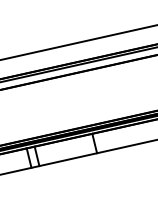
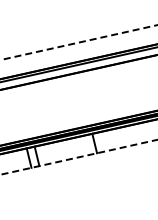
line: solid -> dashed (79, 42)
line: solid -> dashed (78, 157)
